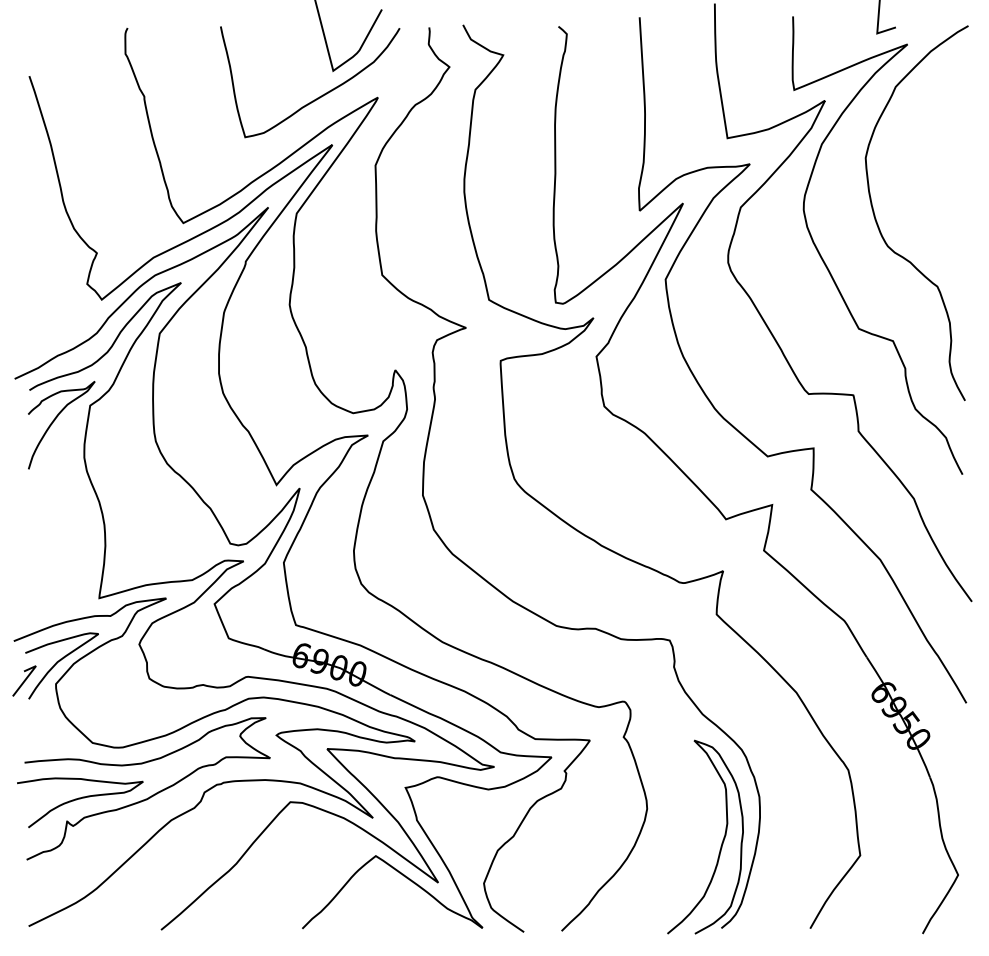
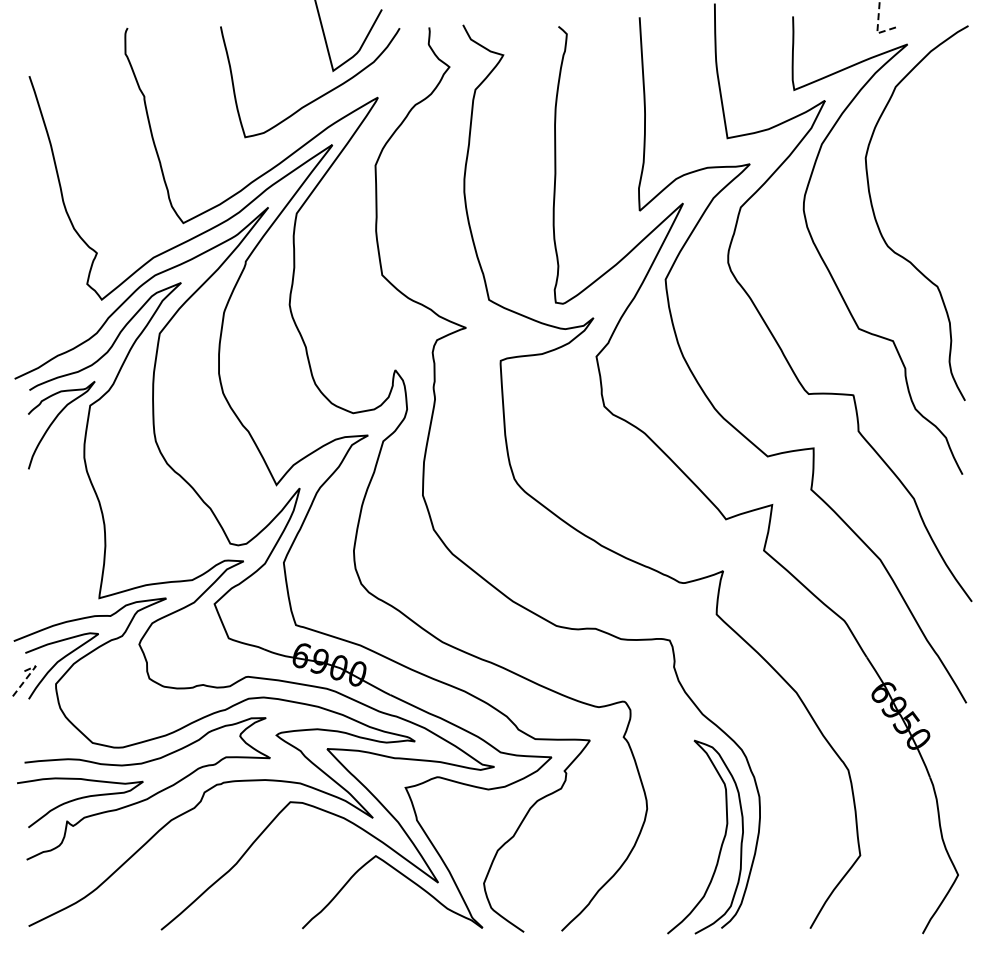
line: solid -> dashed (877, 27)
line: solid -> dashed (28, 675)
